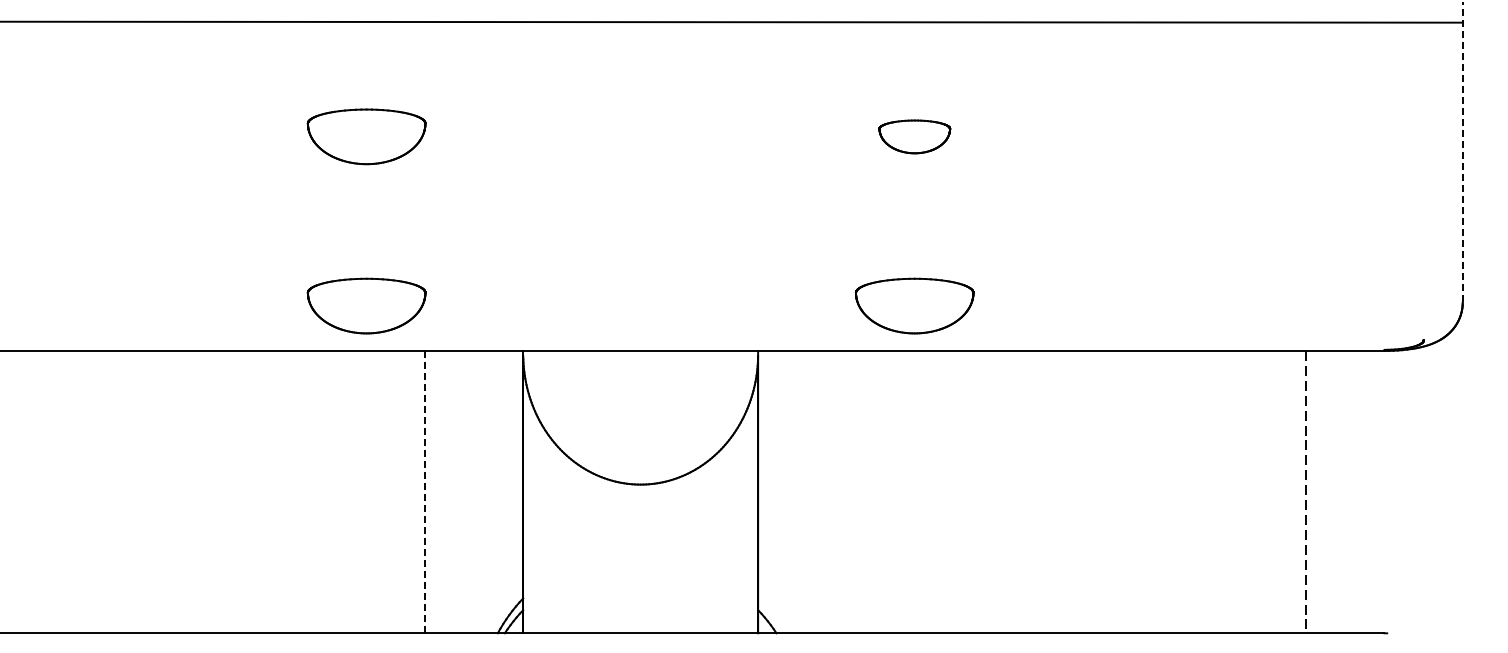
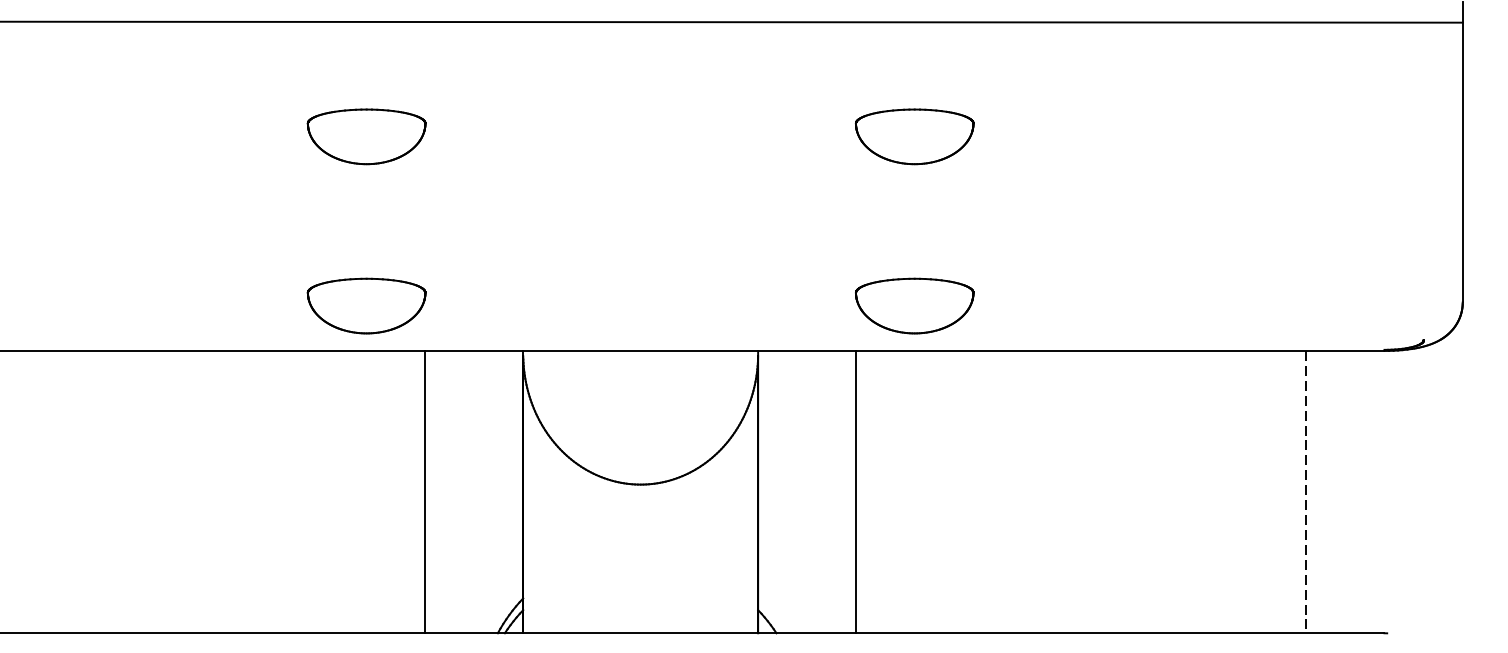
part size: 74x36 px -> 120x58 px (914, 136)
line: dashed -> solid (1462, 151)
line: dashed -> solid (425, 491)
line: none -> present (855, 492)
